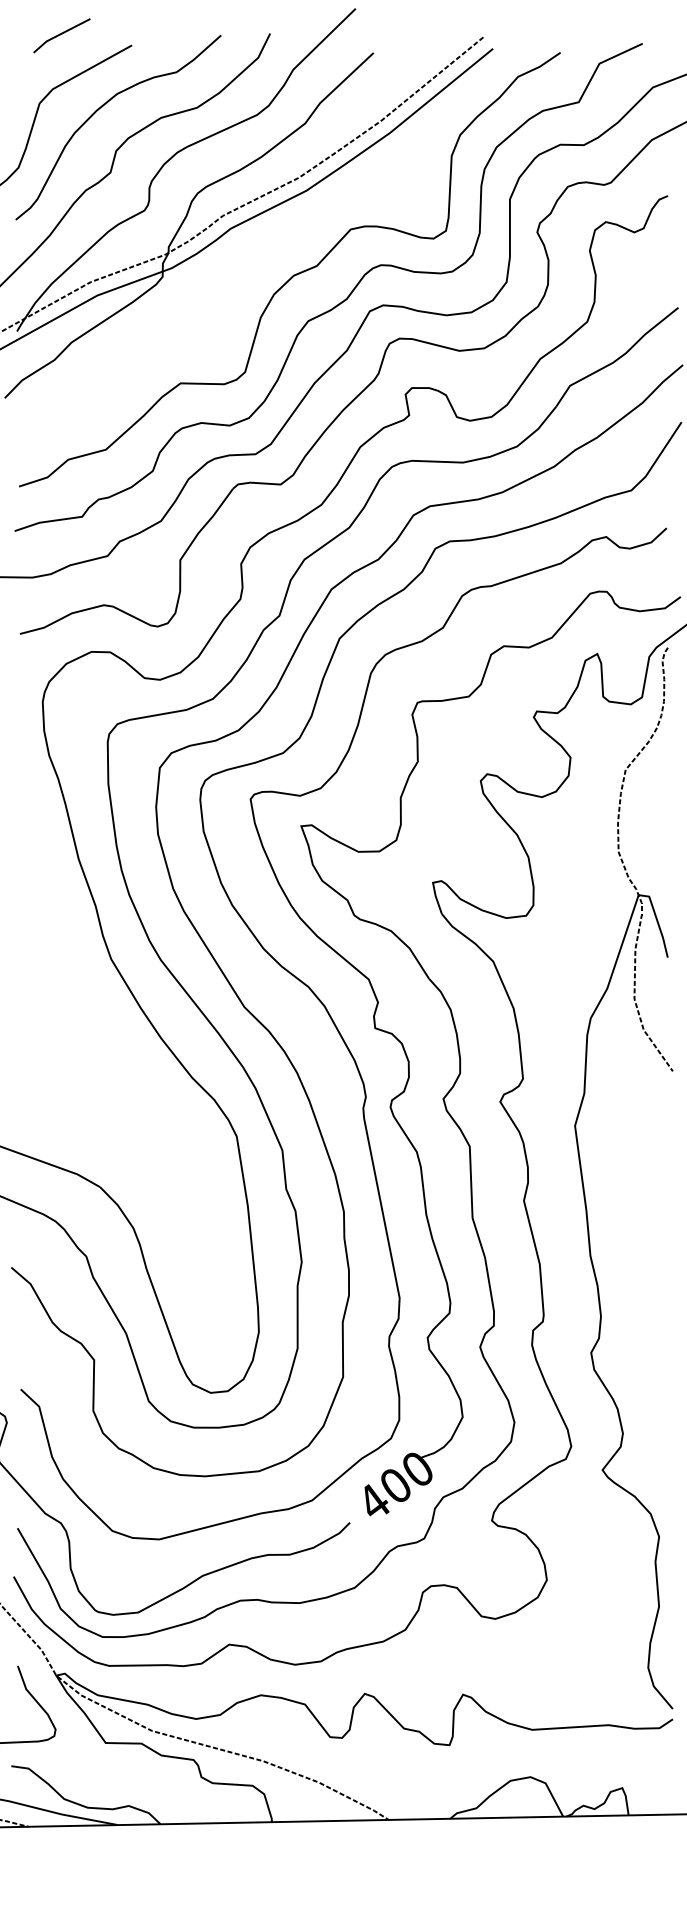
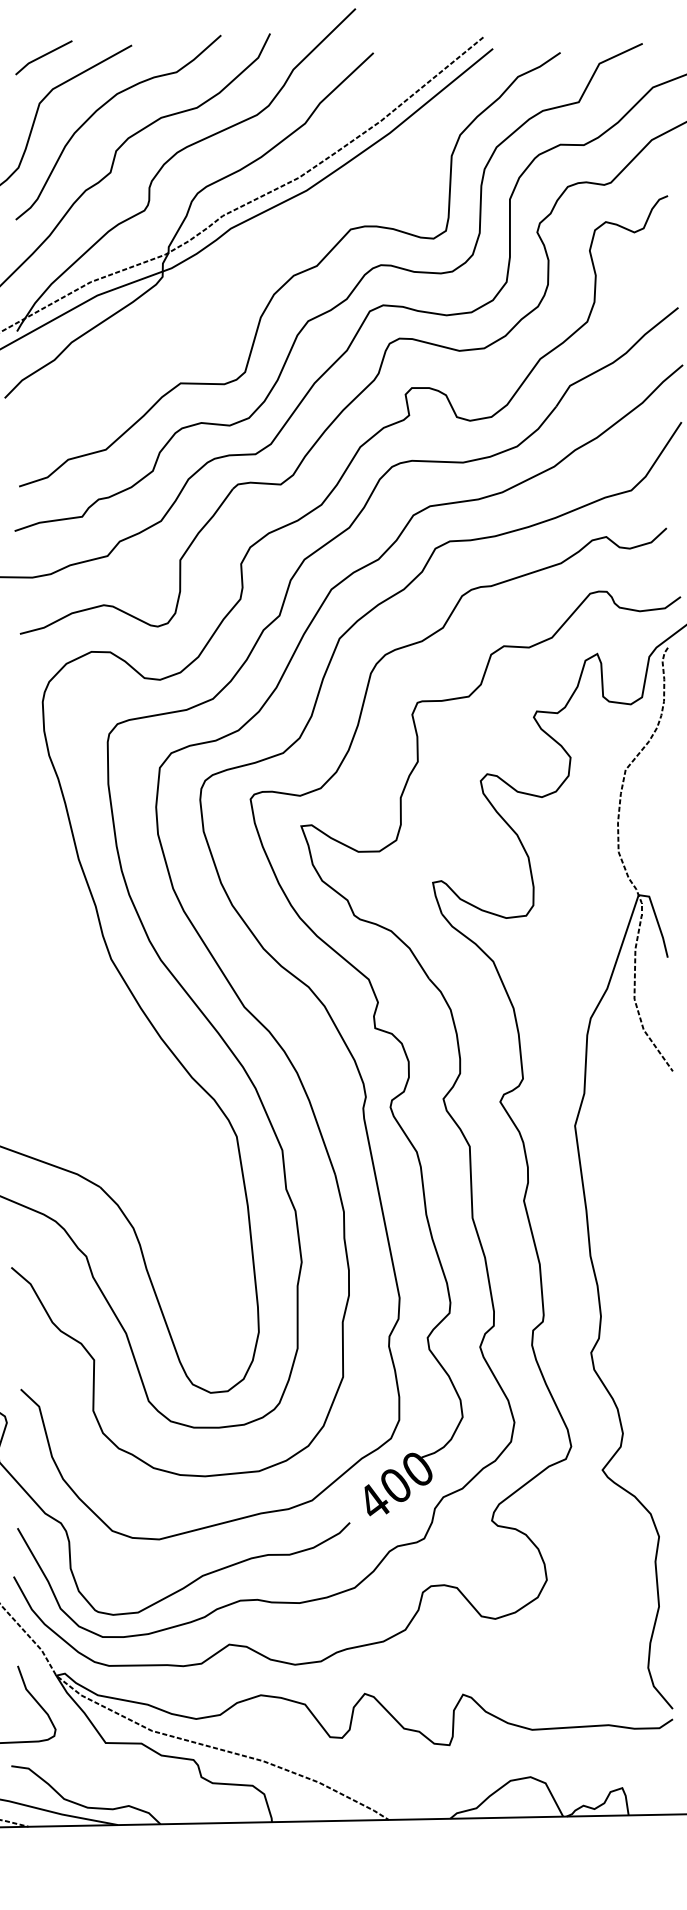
line position: (61, 34) -> (43, 56) (43, 56)
